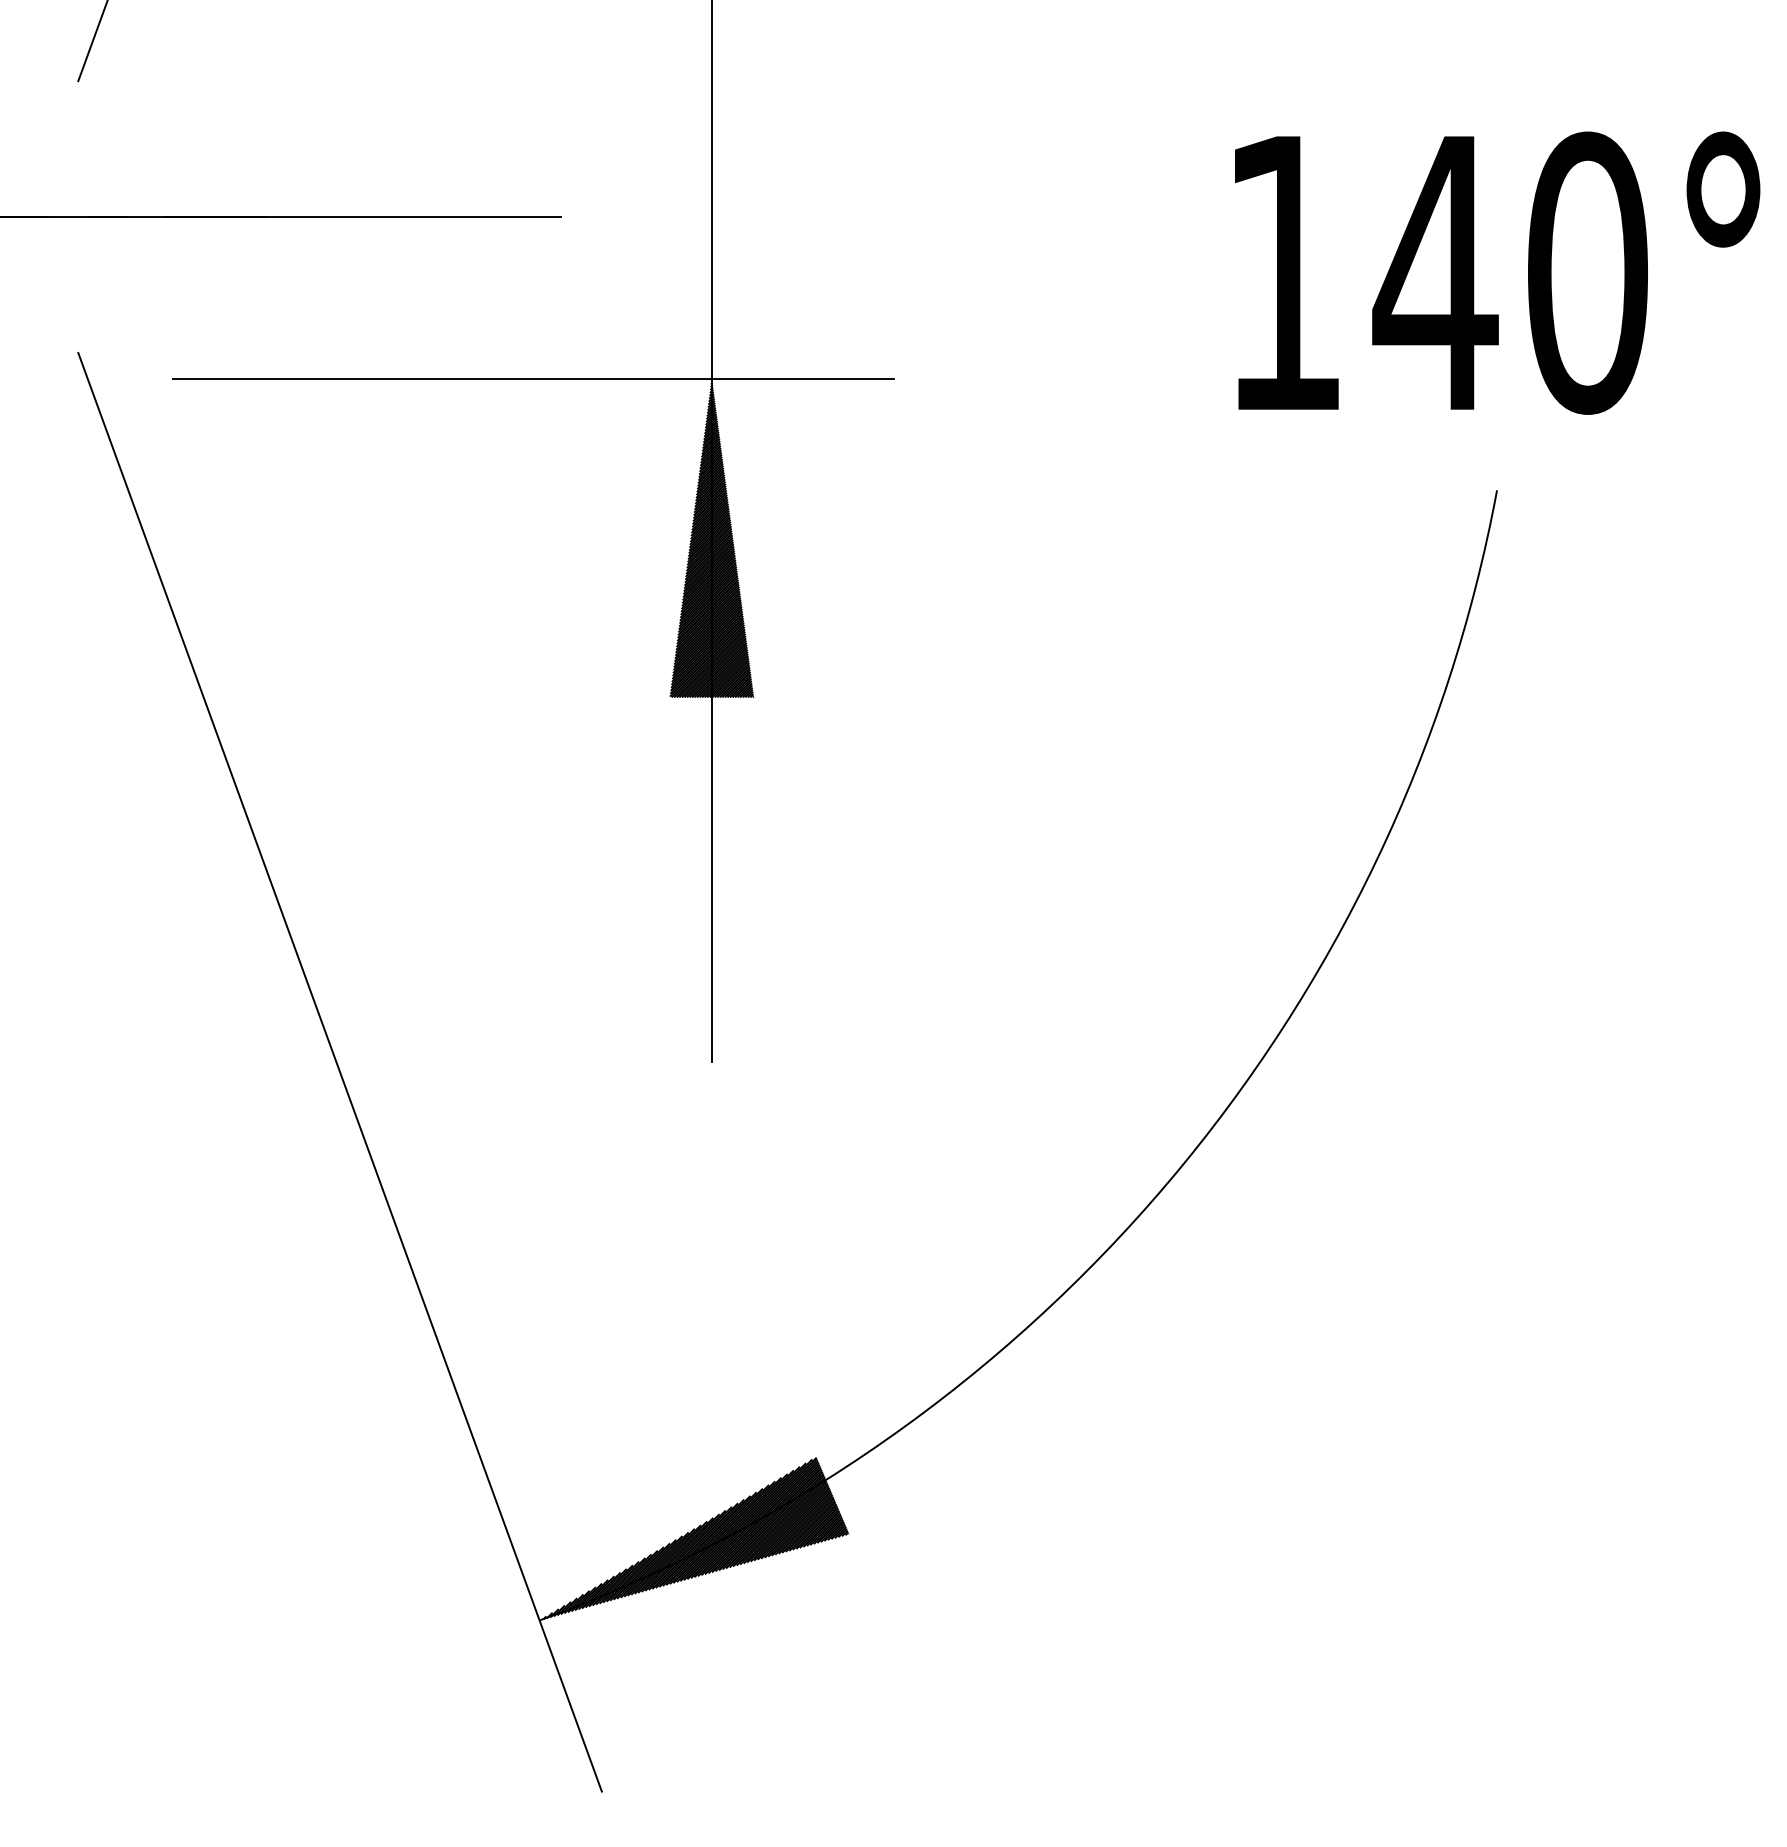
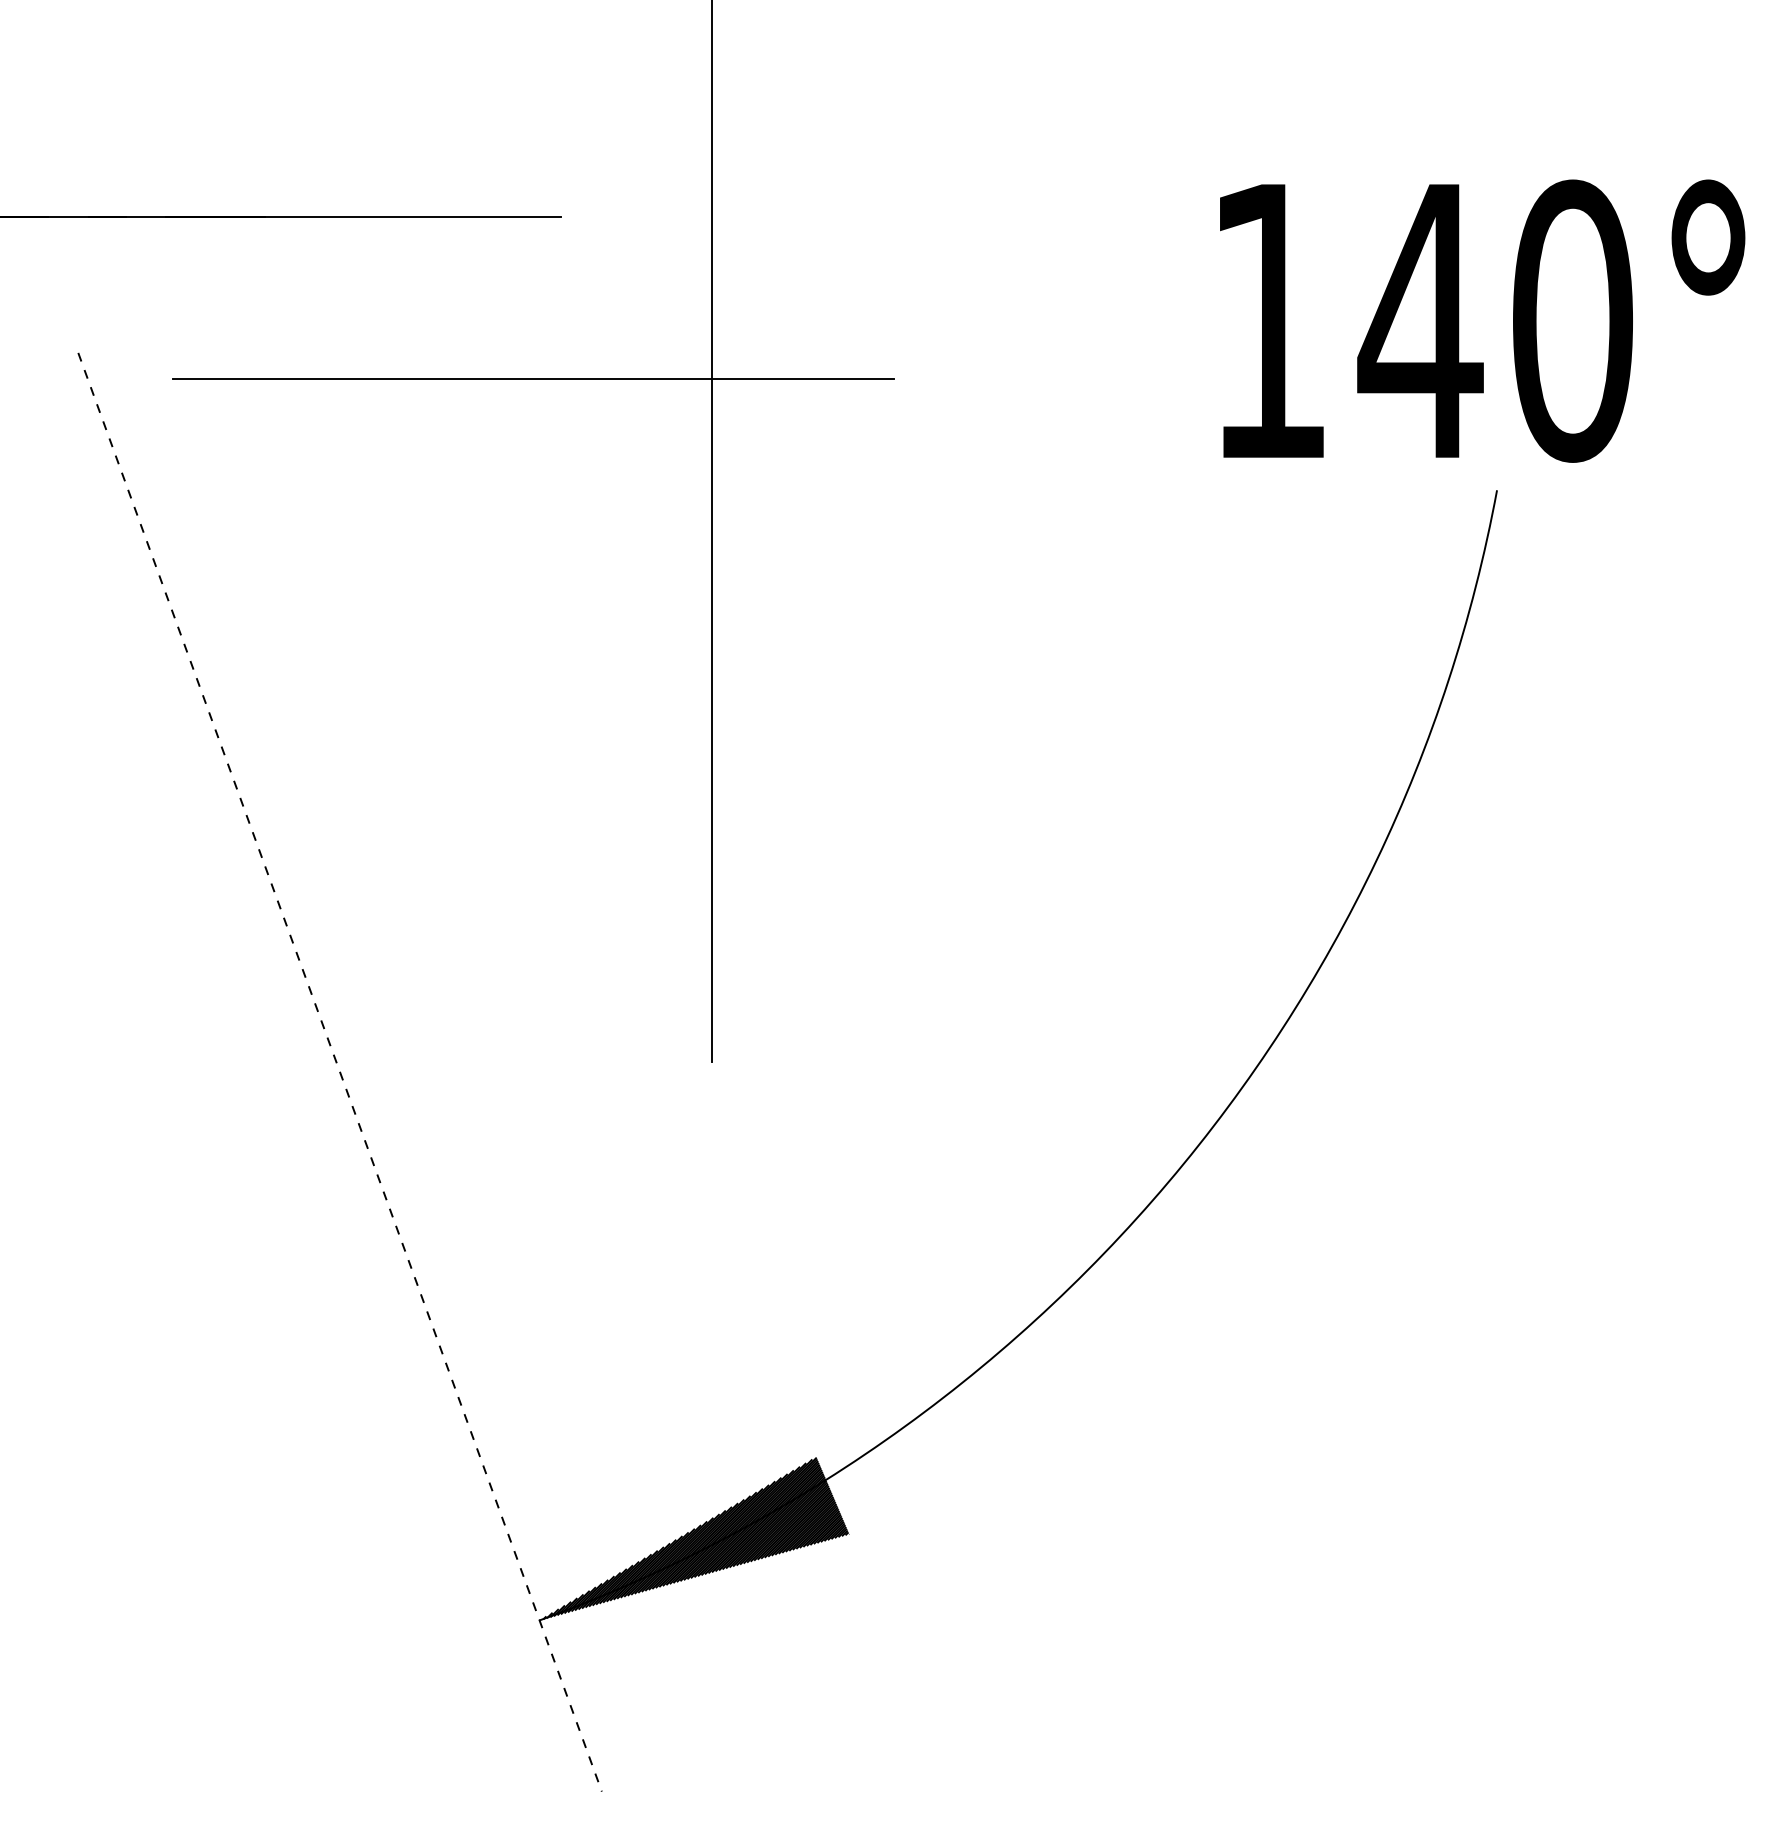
line: present -> none (92, 41)
text position: (1497, 272) -> (1482, 320) (1482, 320)
hatch: present -> none (711, 538)
line: solid -> dashed (340, 1072)
